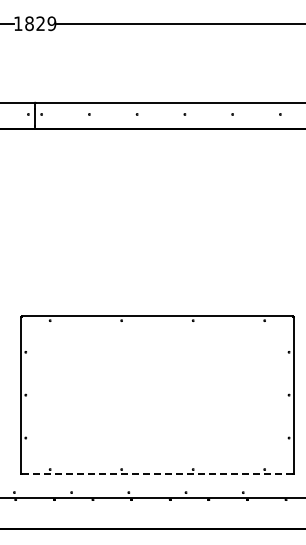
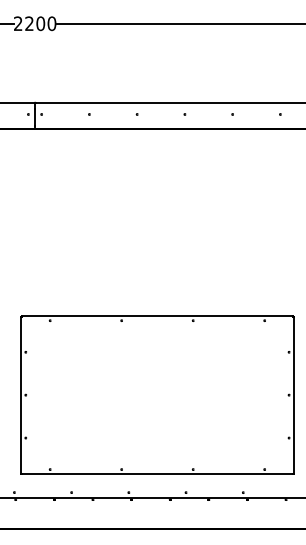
text: 1829 -> 2200 (35, 23)
line: dashed -> solid (157, 473)
